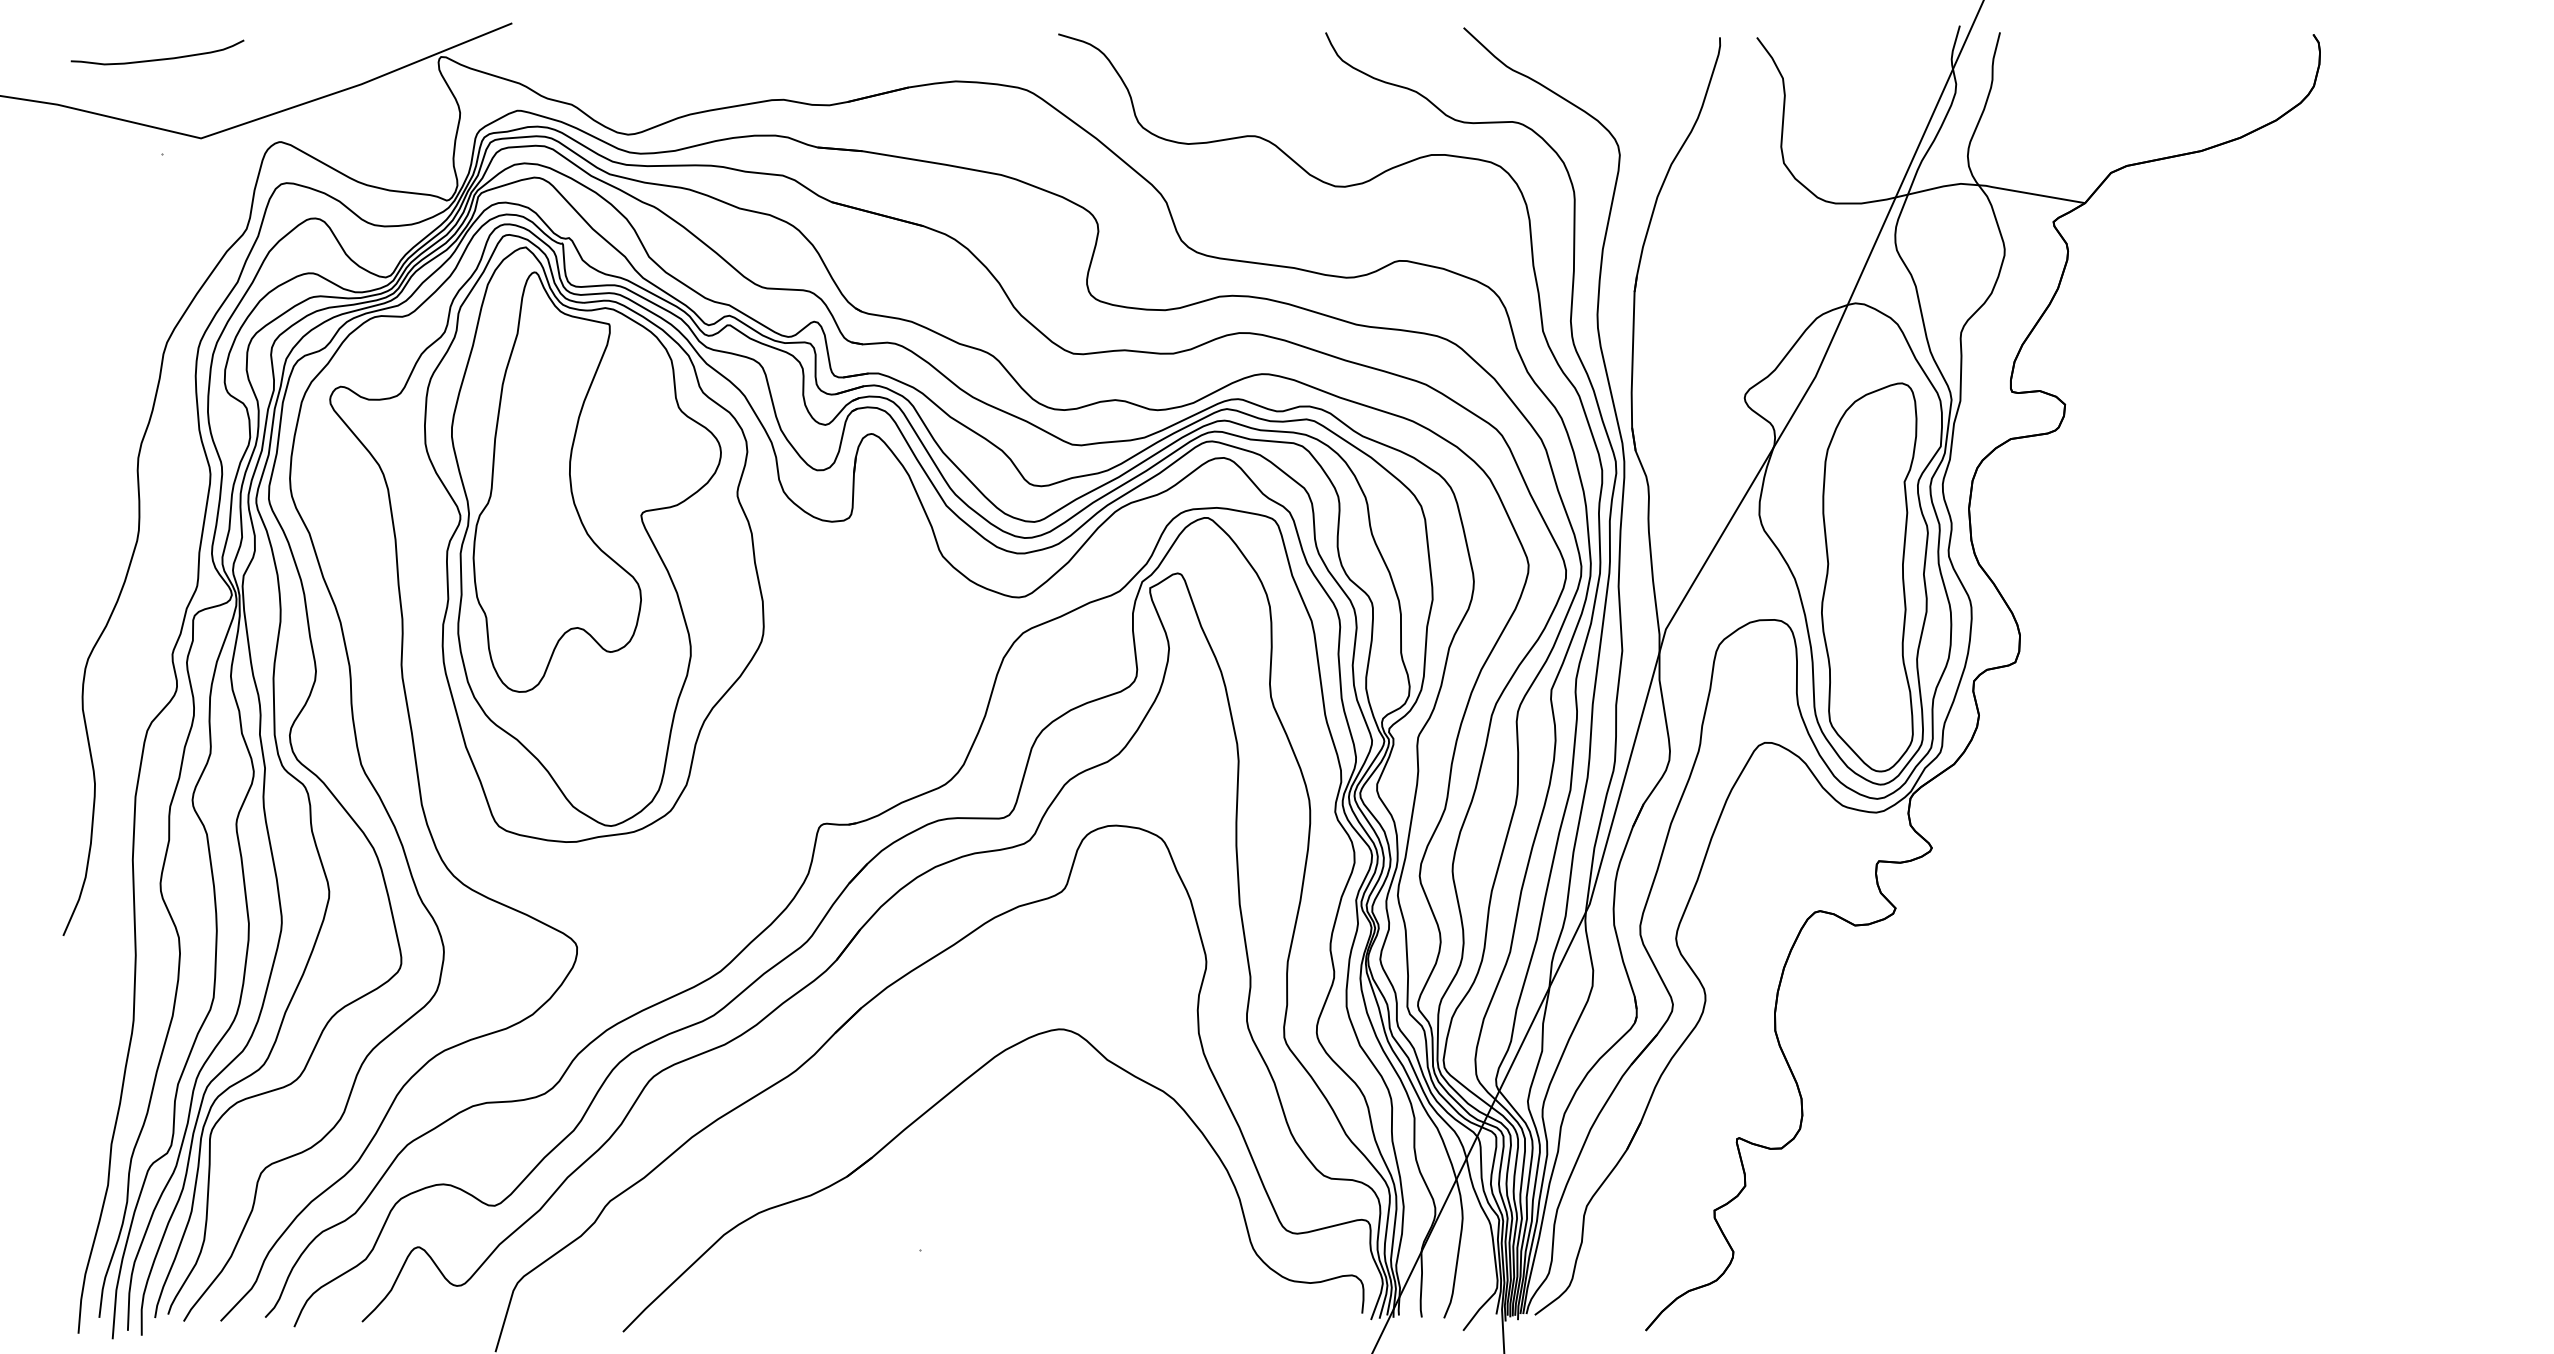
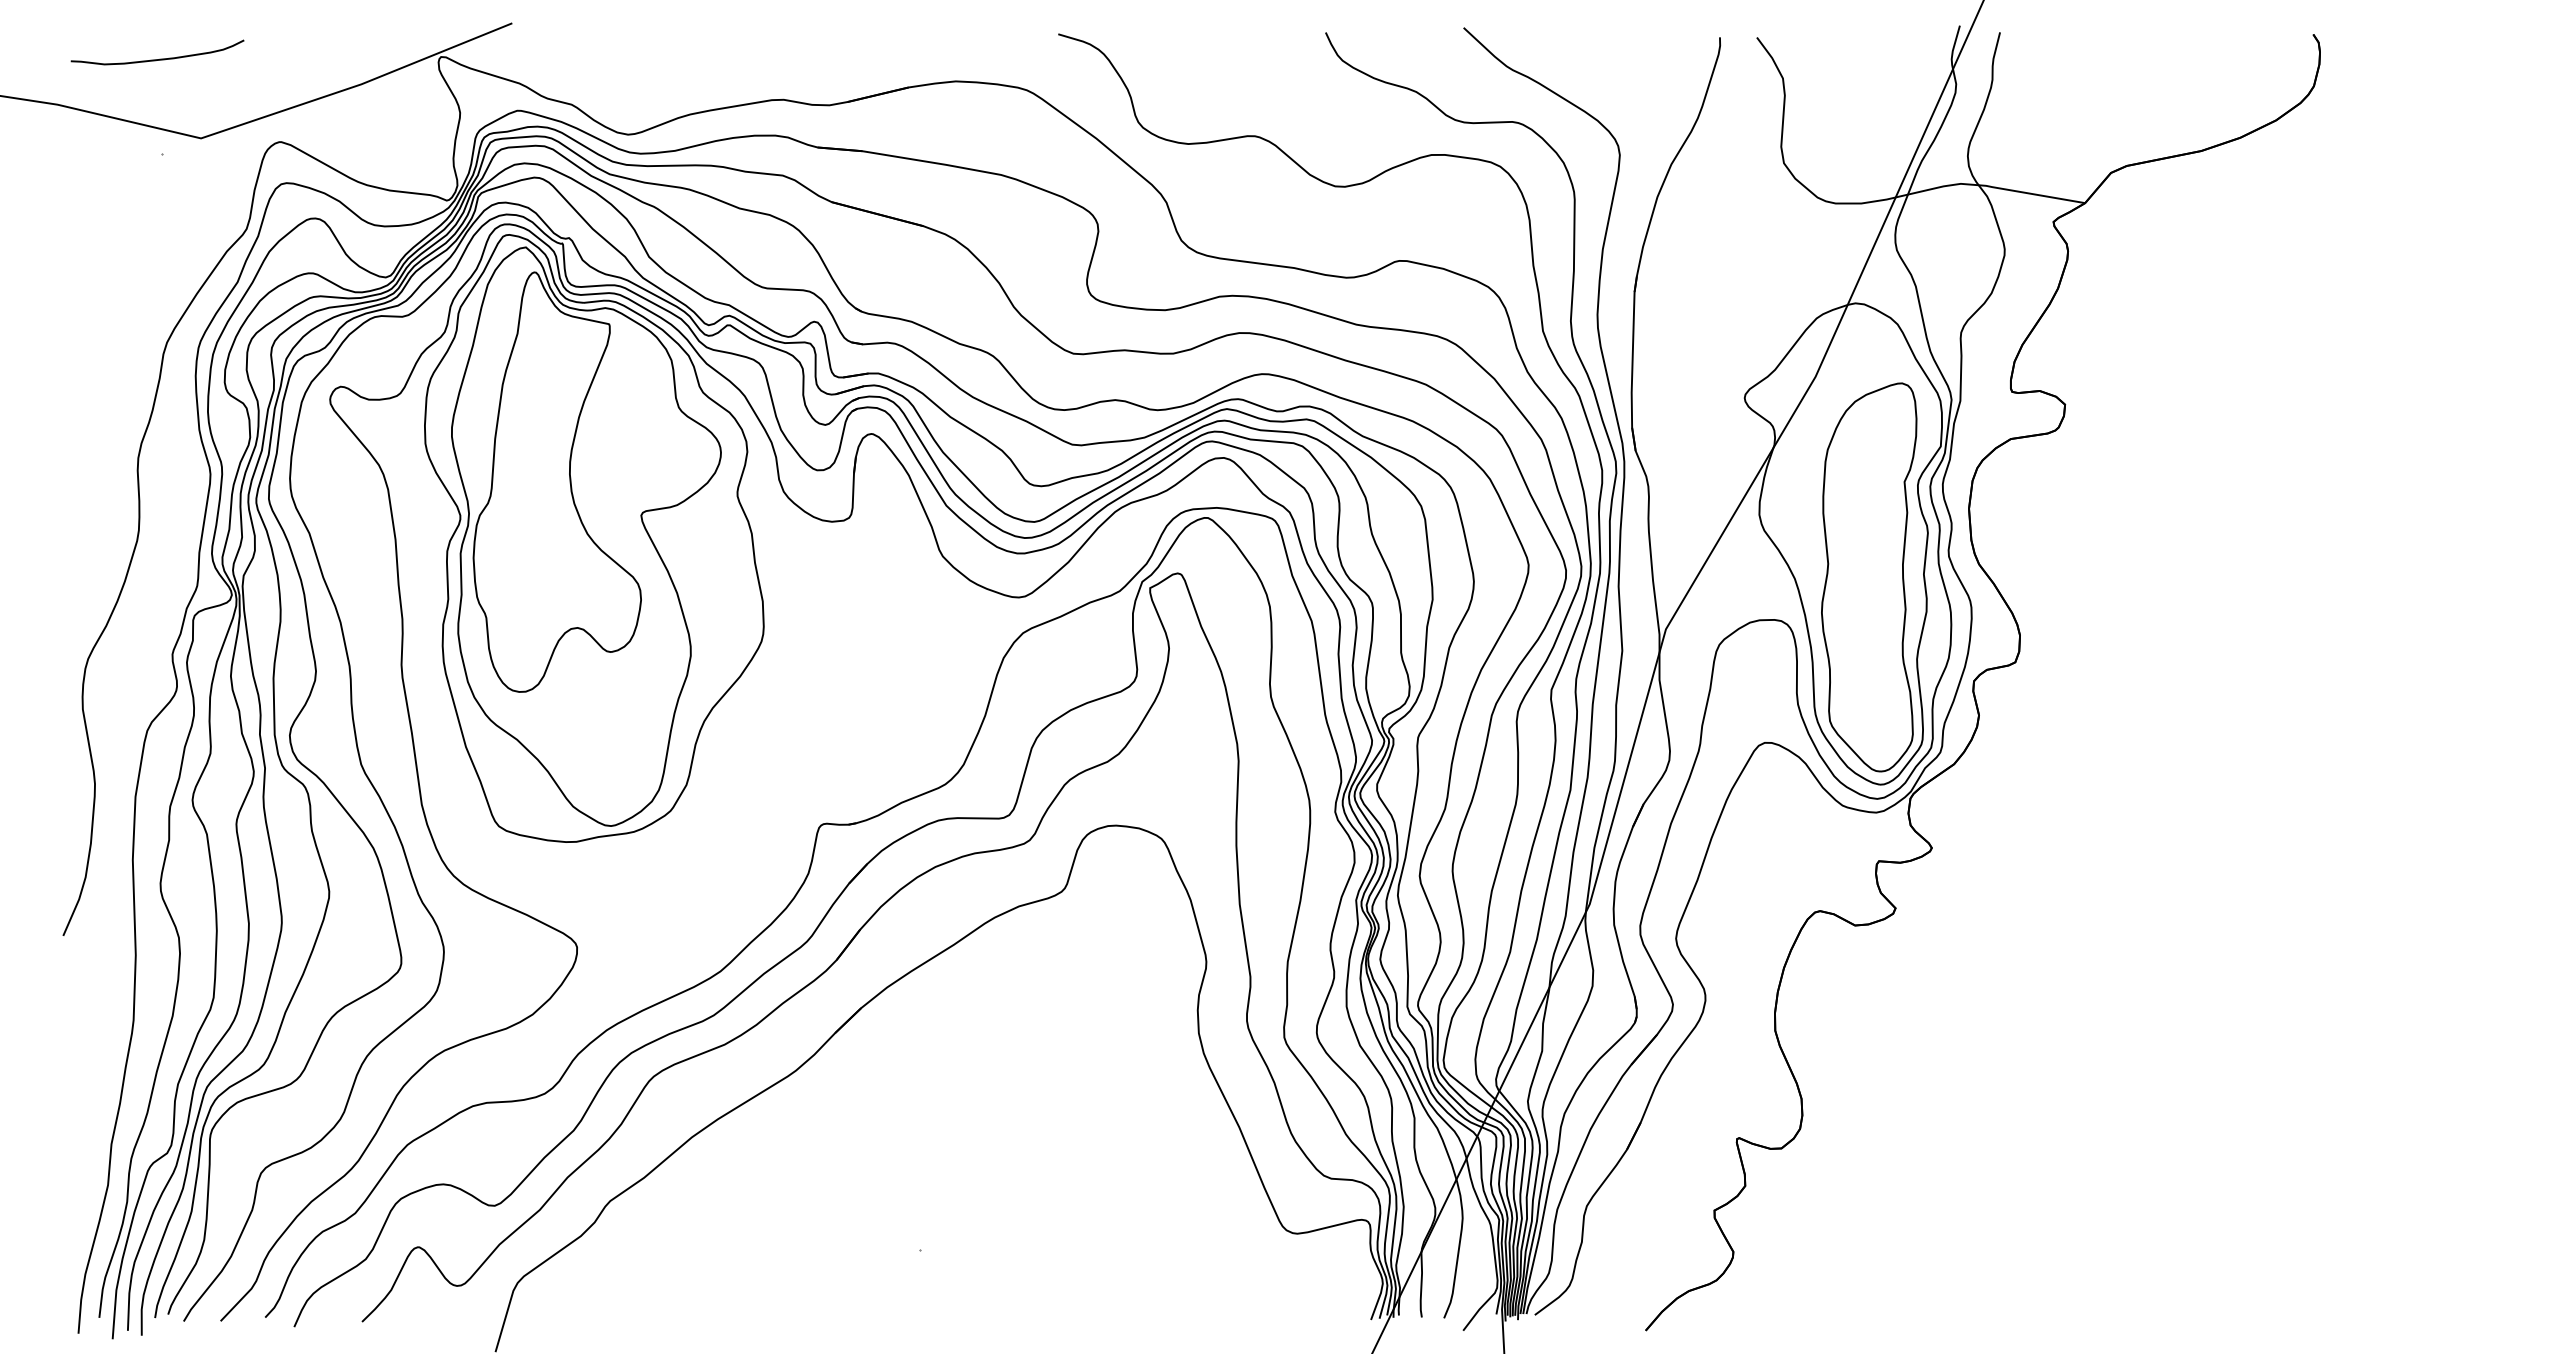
part: present -> none (932, 1108)
